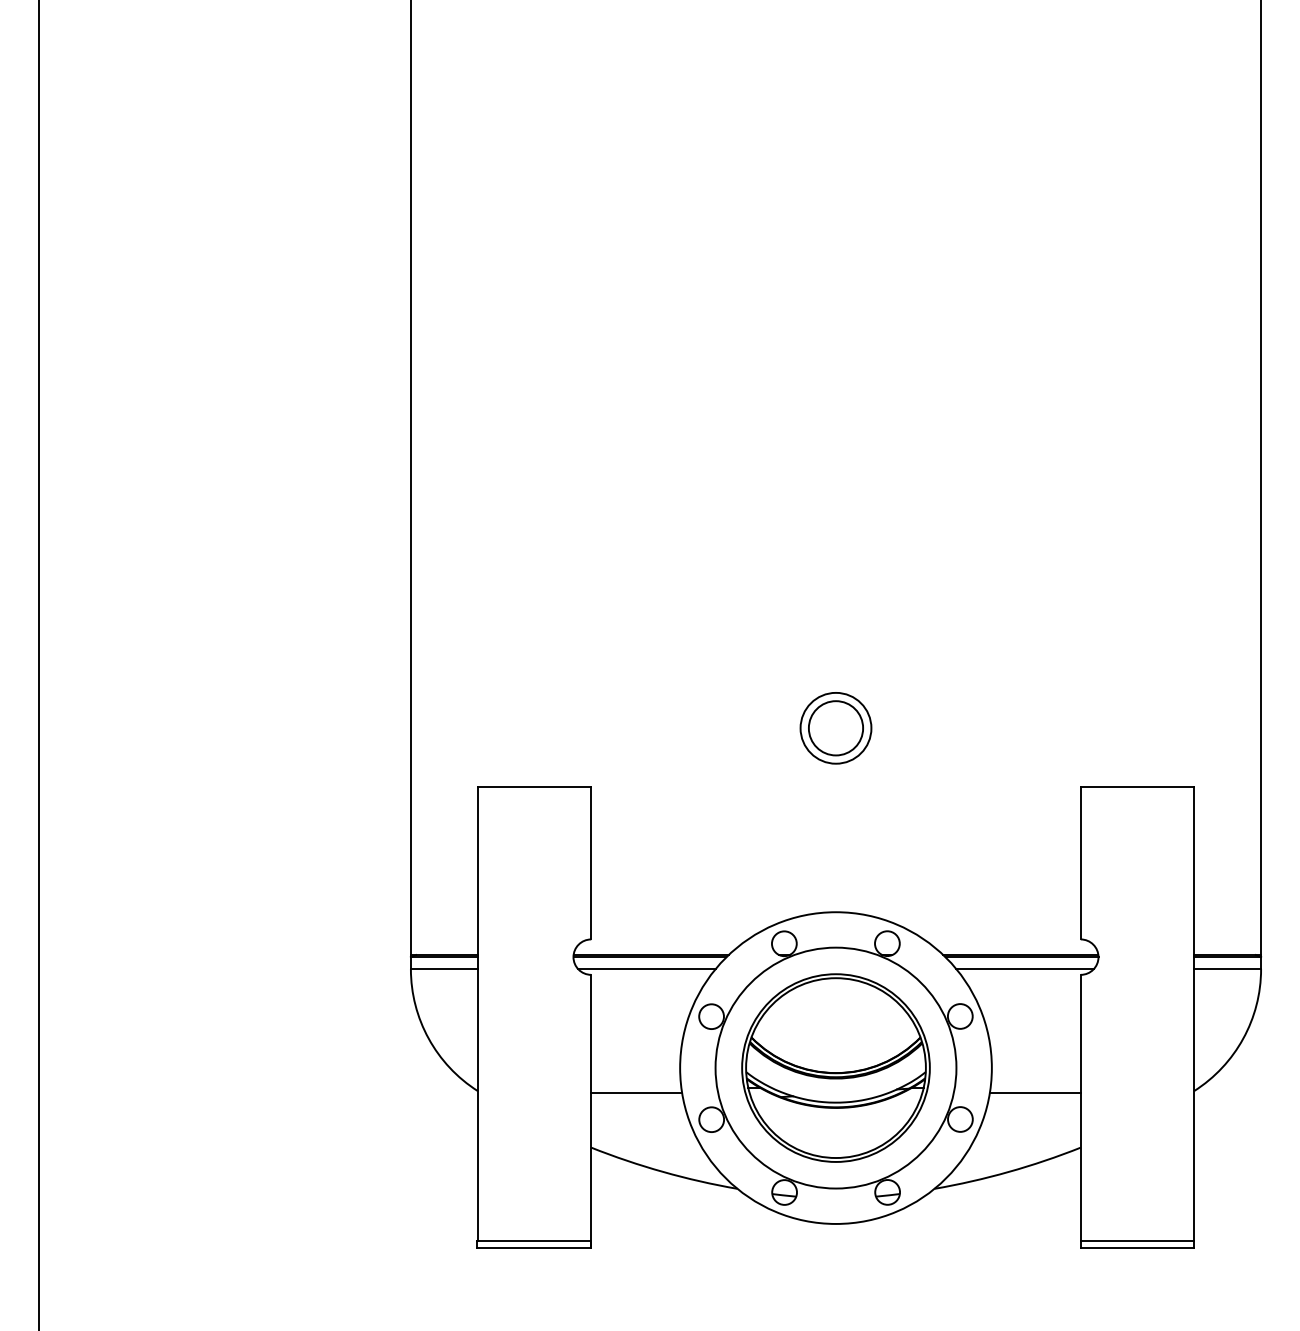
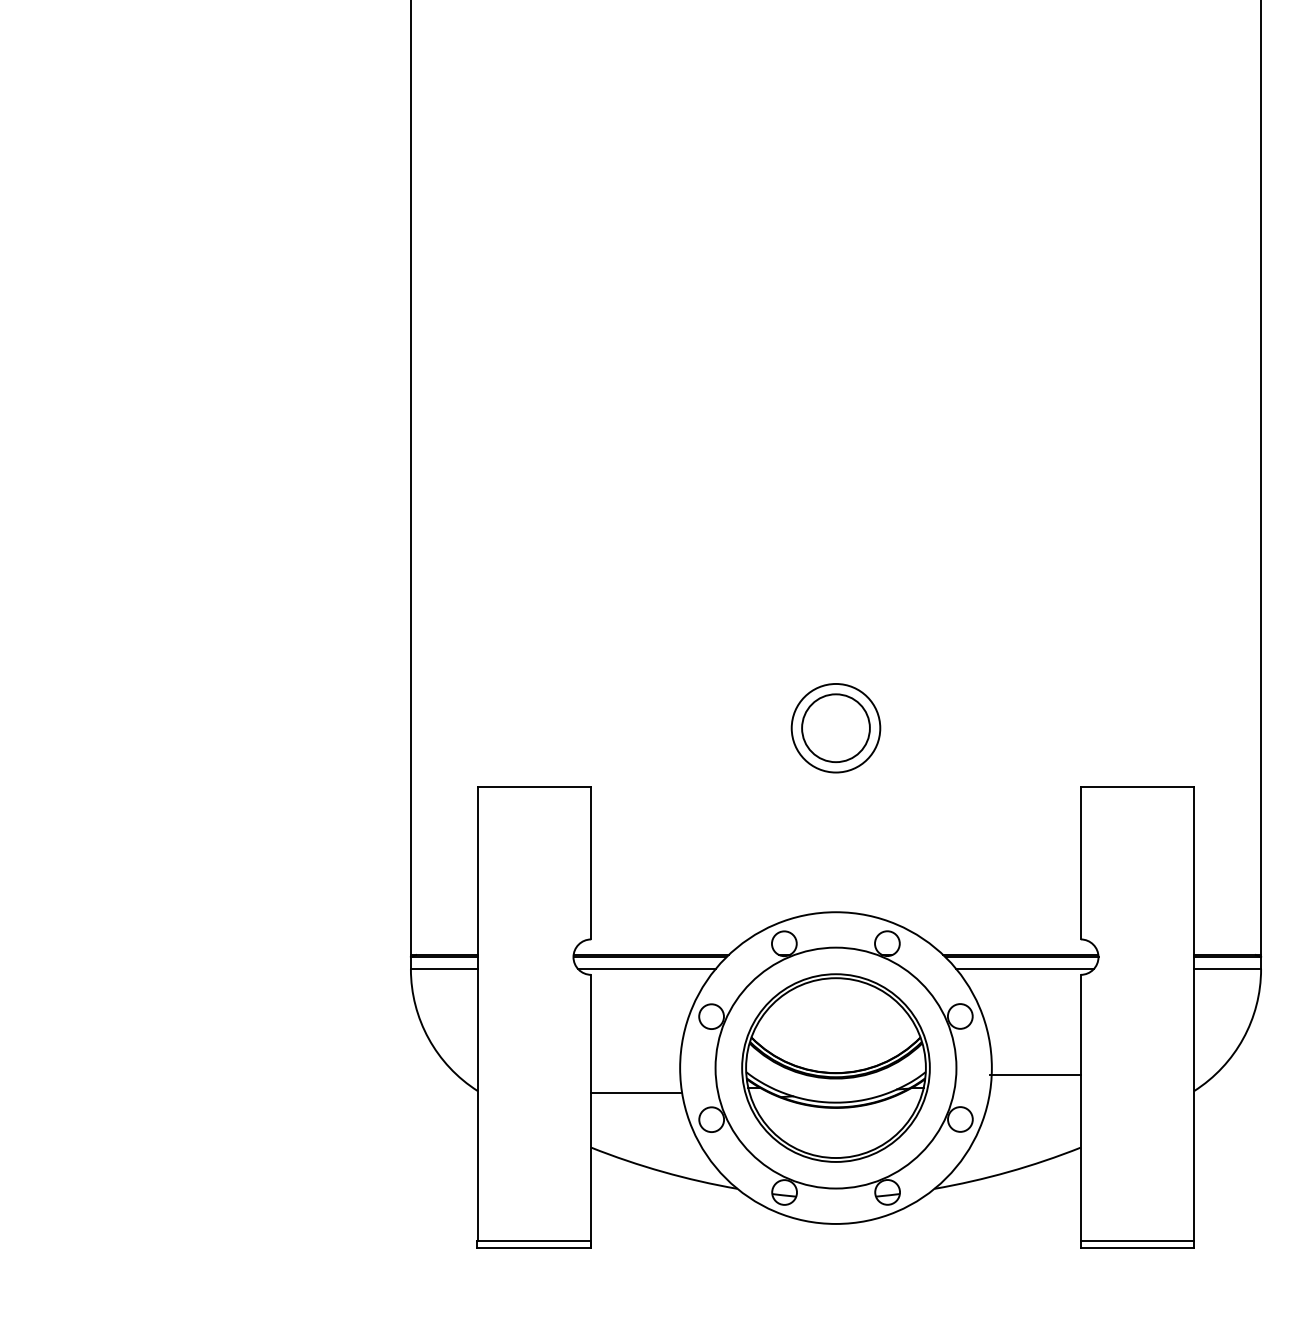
line: present -> none (38, 664)
part size: 74x73 px -> 92x91 px (835, 728)
line position: (1034, 1092) -> (1034, 1074) (1034, 1074)
